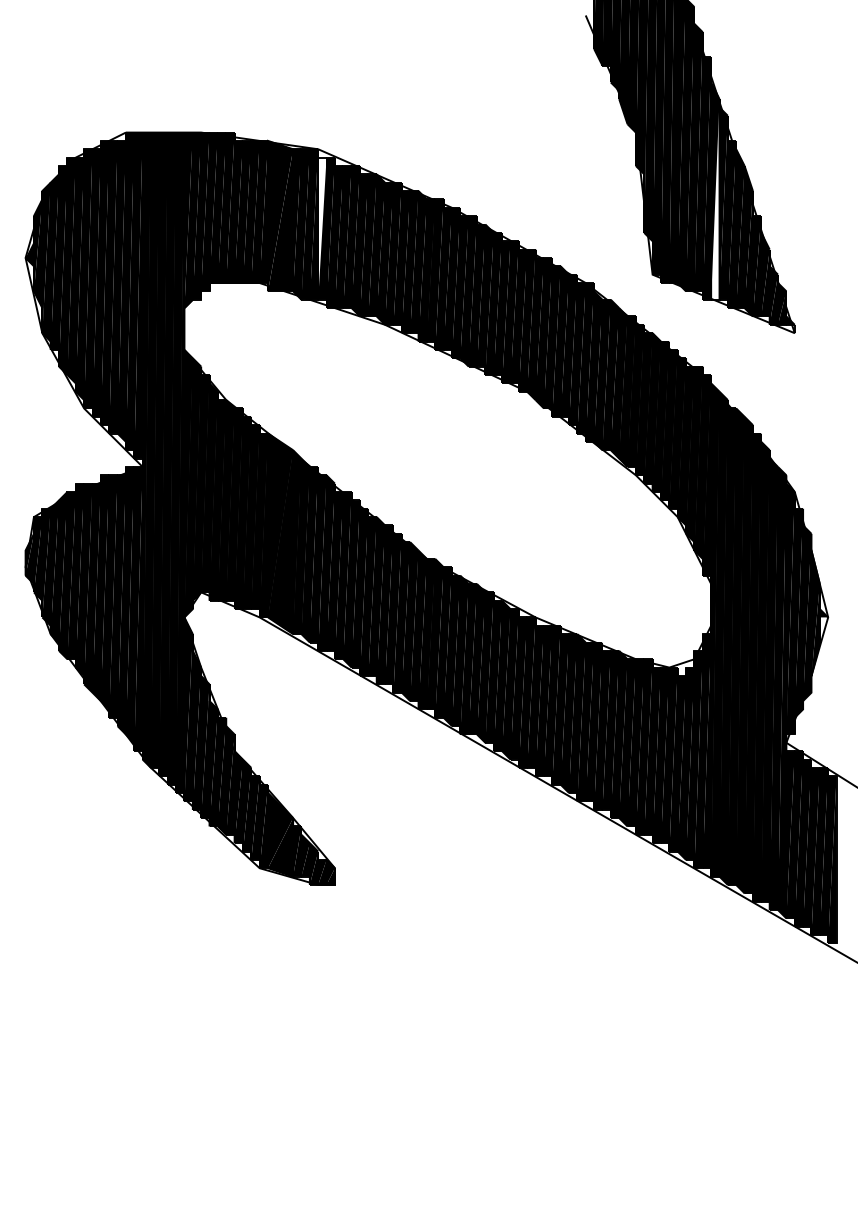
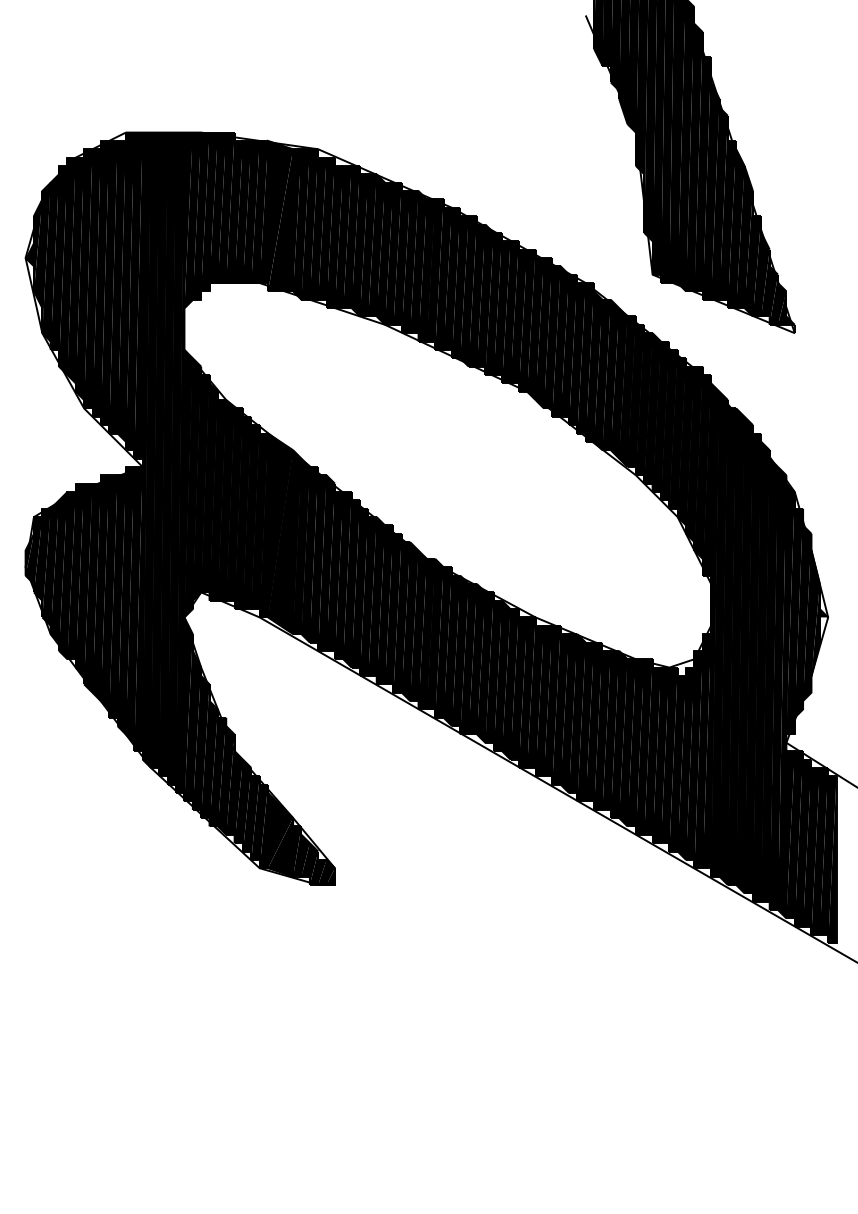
fill: none -> present (715, 199)
fill: none -> present (322, 228)
